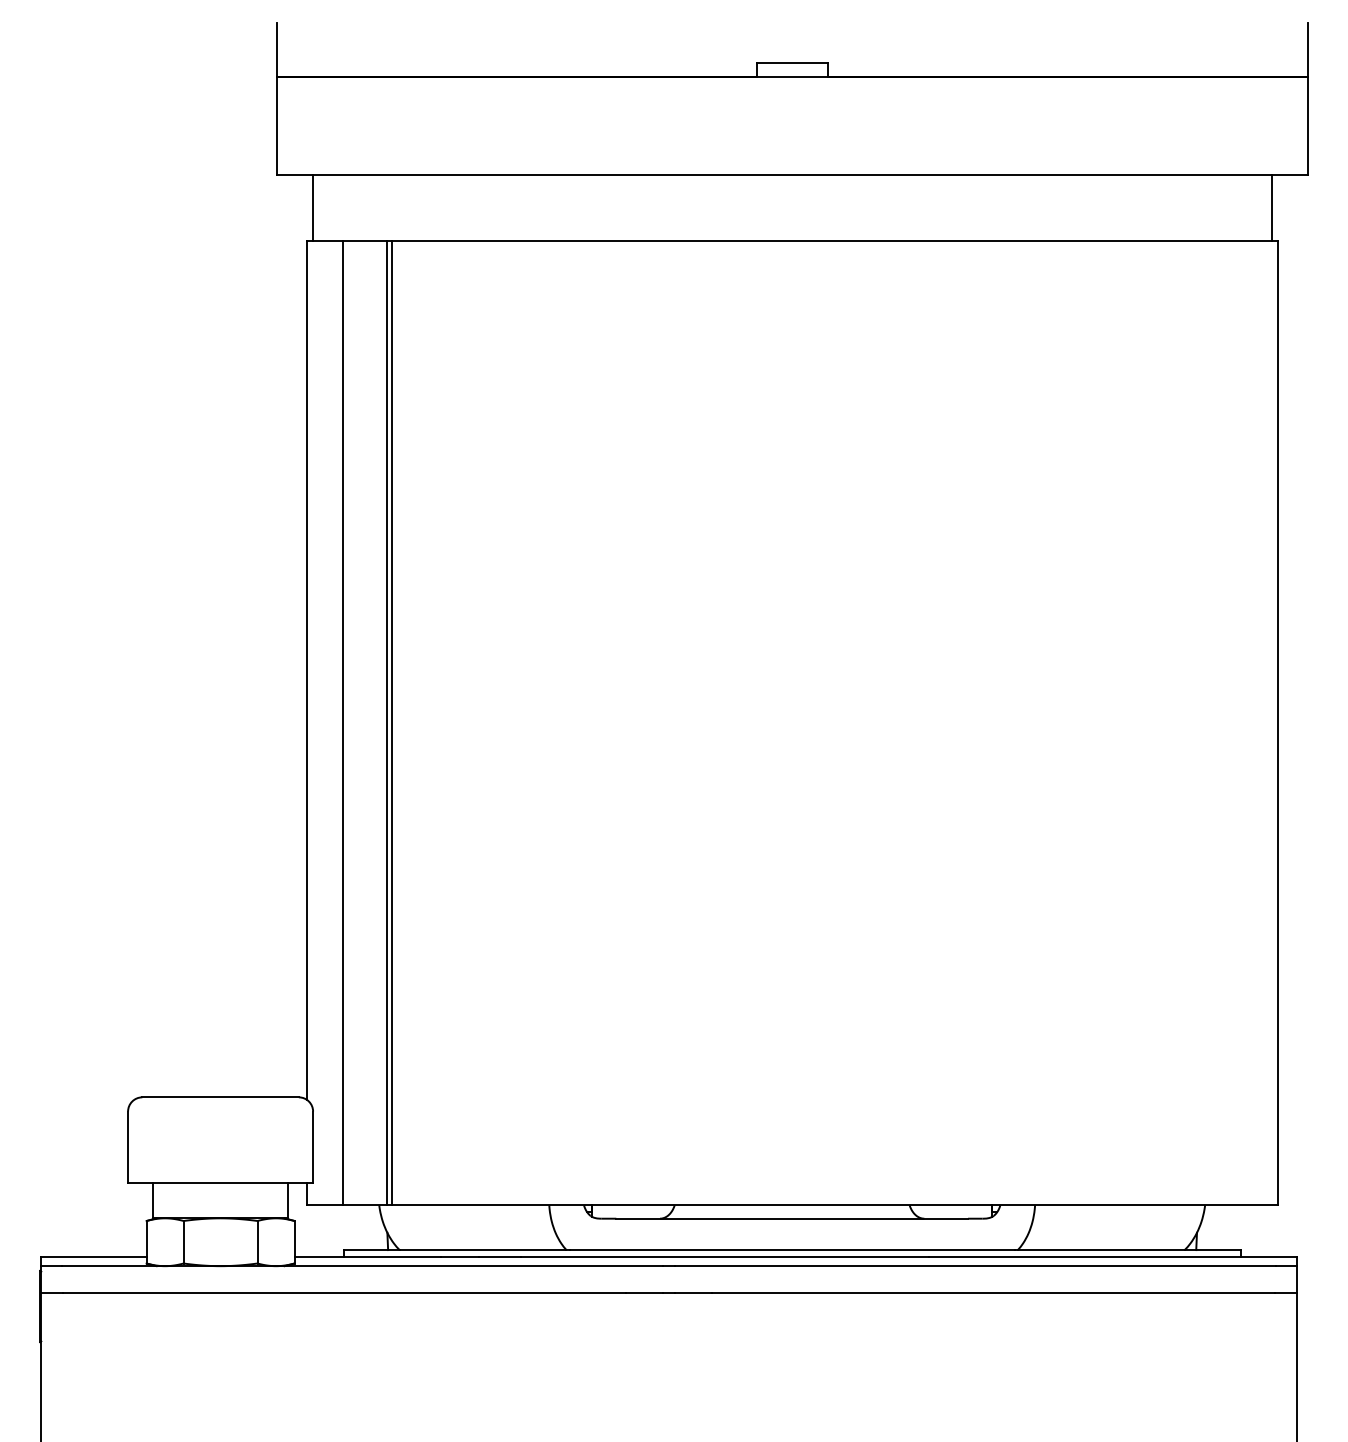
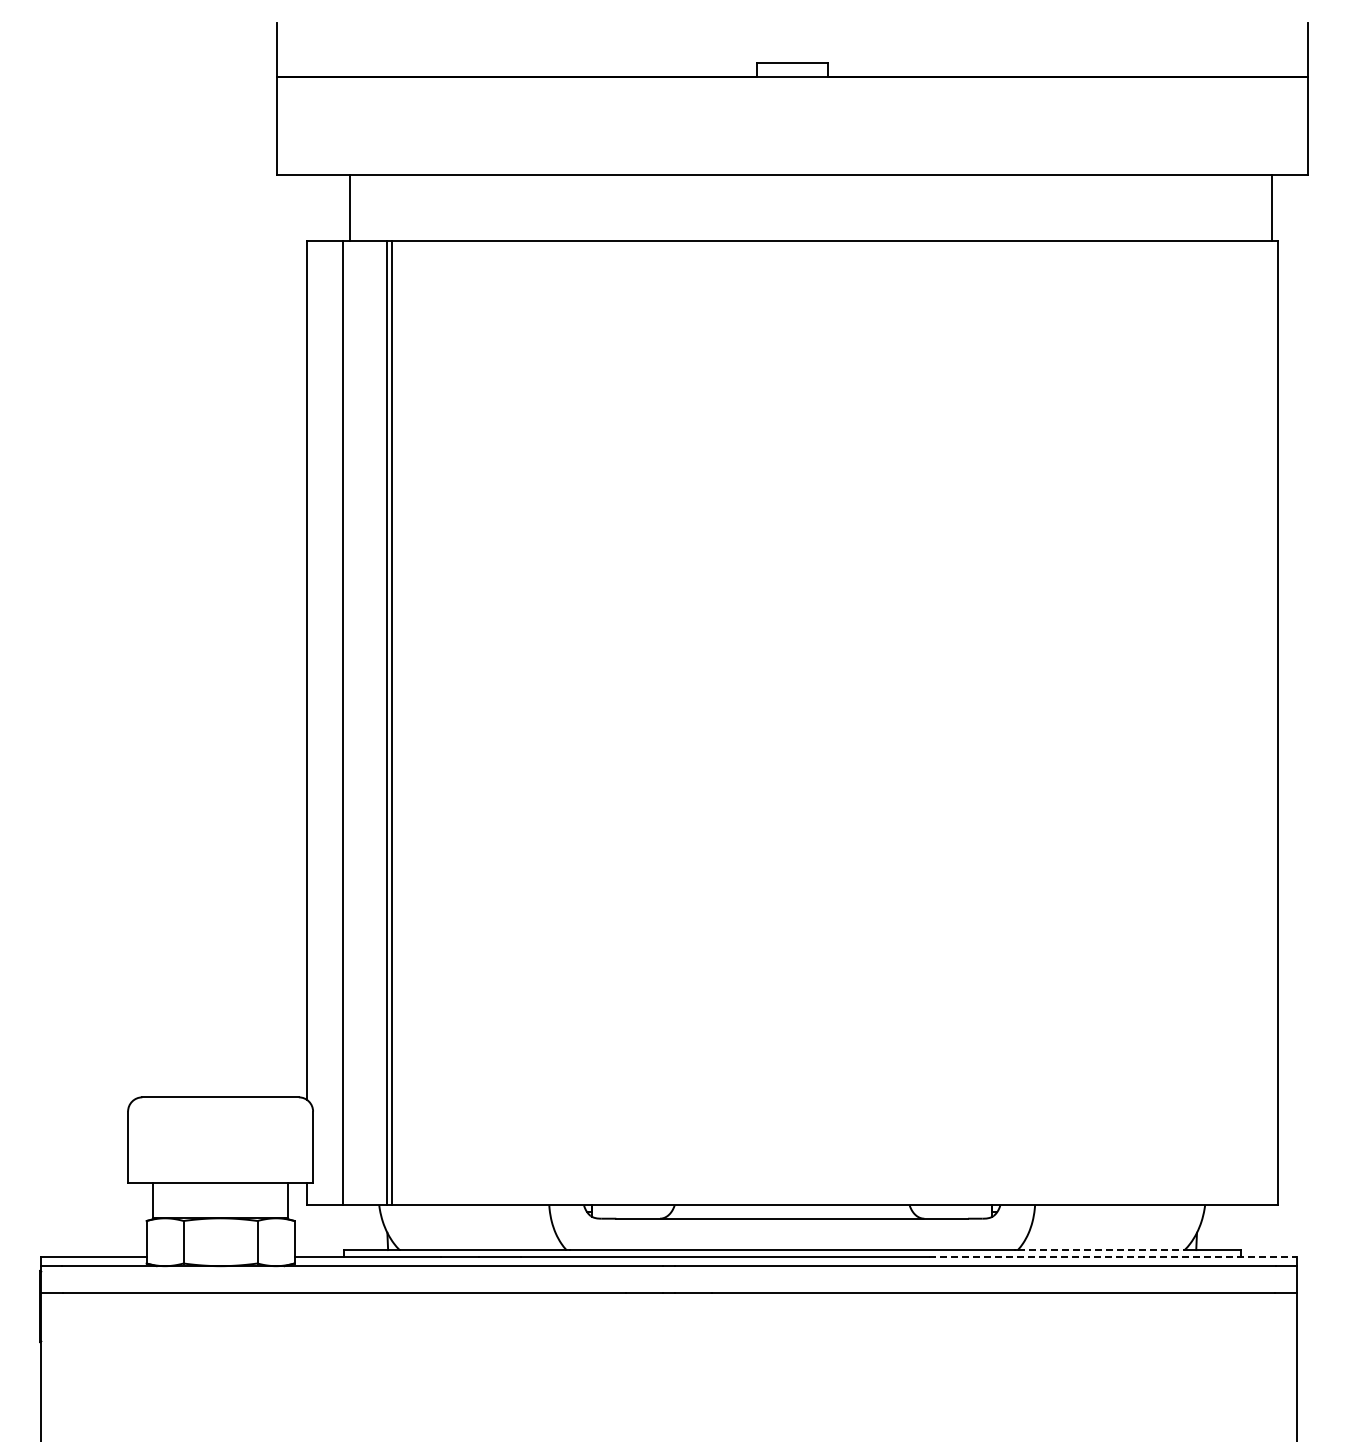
line position: (312, 208) -> (349, 208) (349, 208)
line: solid -> dashed (1101, 1250)
line: solid -> dashed (1112, 1257)
